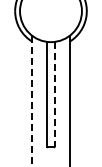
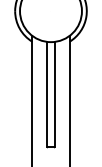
line: dashed -> solid (54, 94)
line: dashed -> solid (32, 101)
